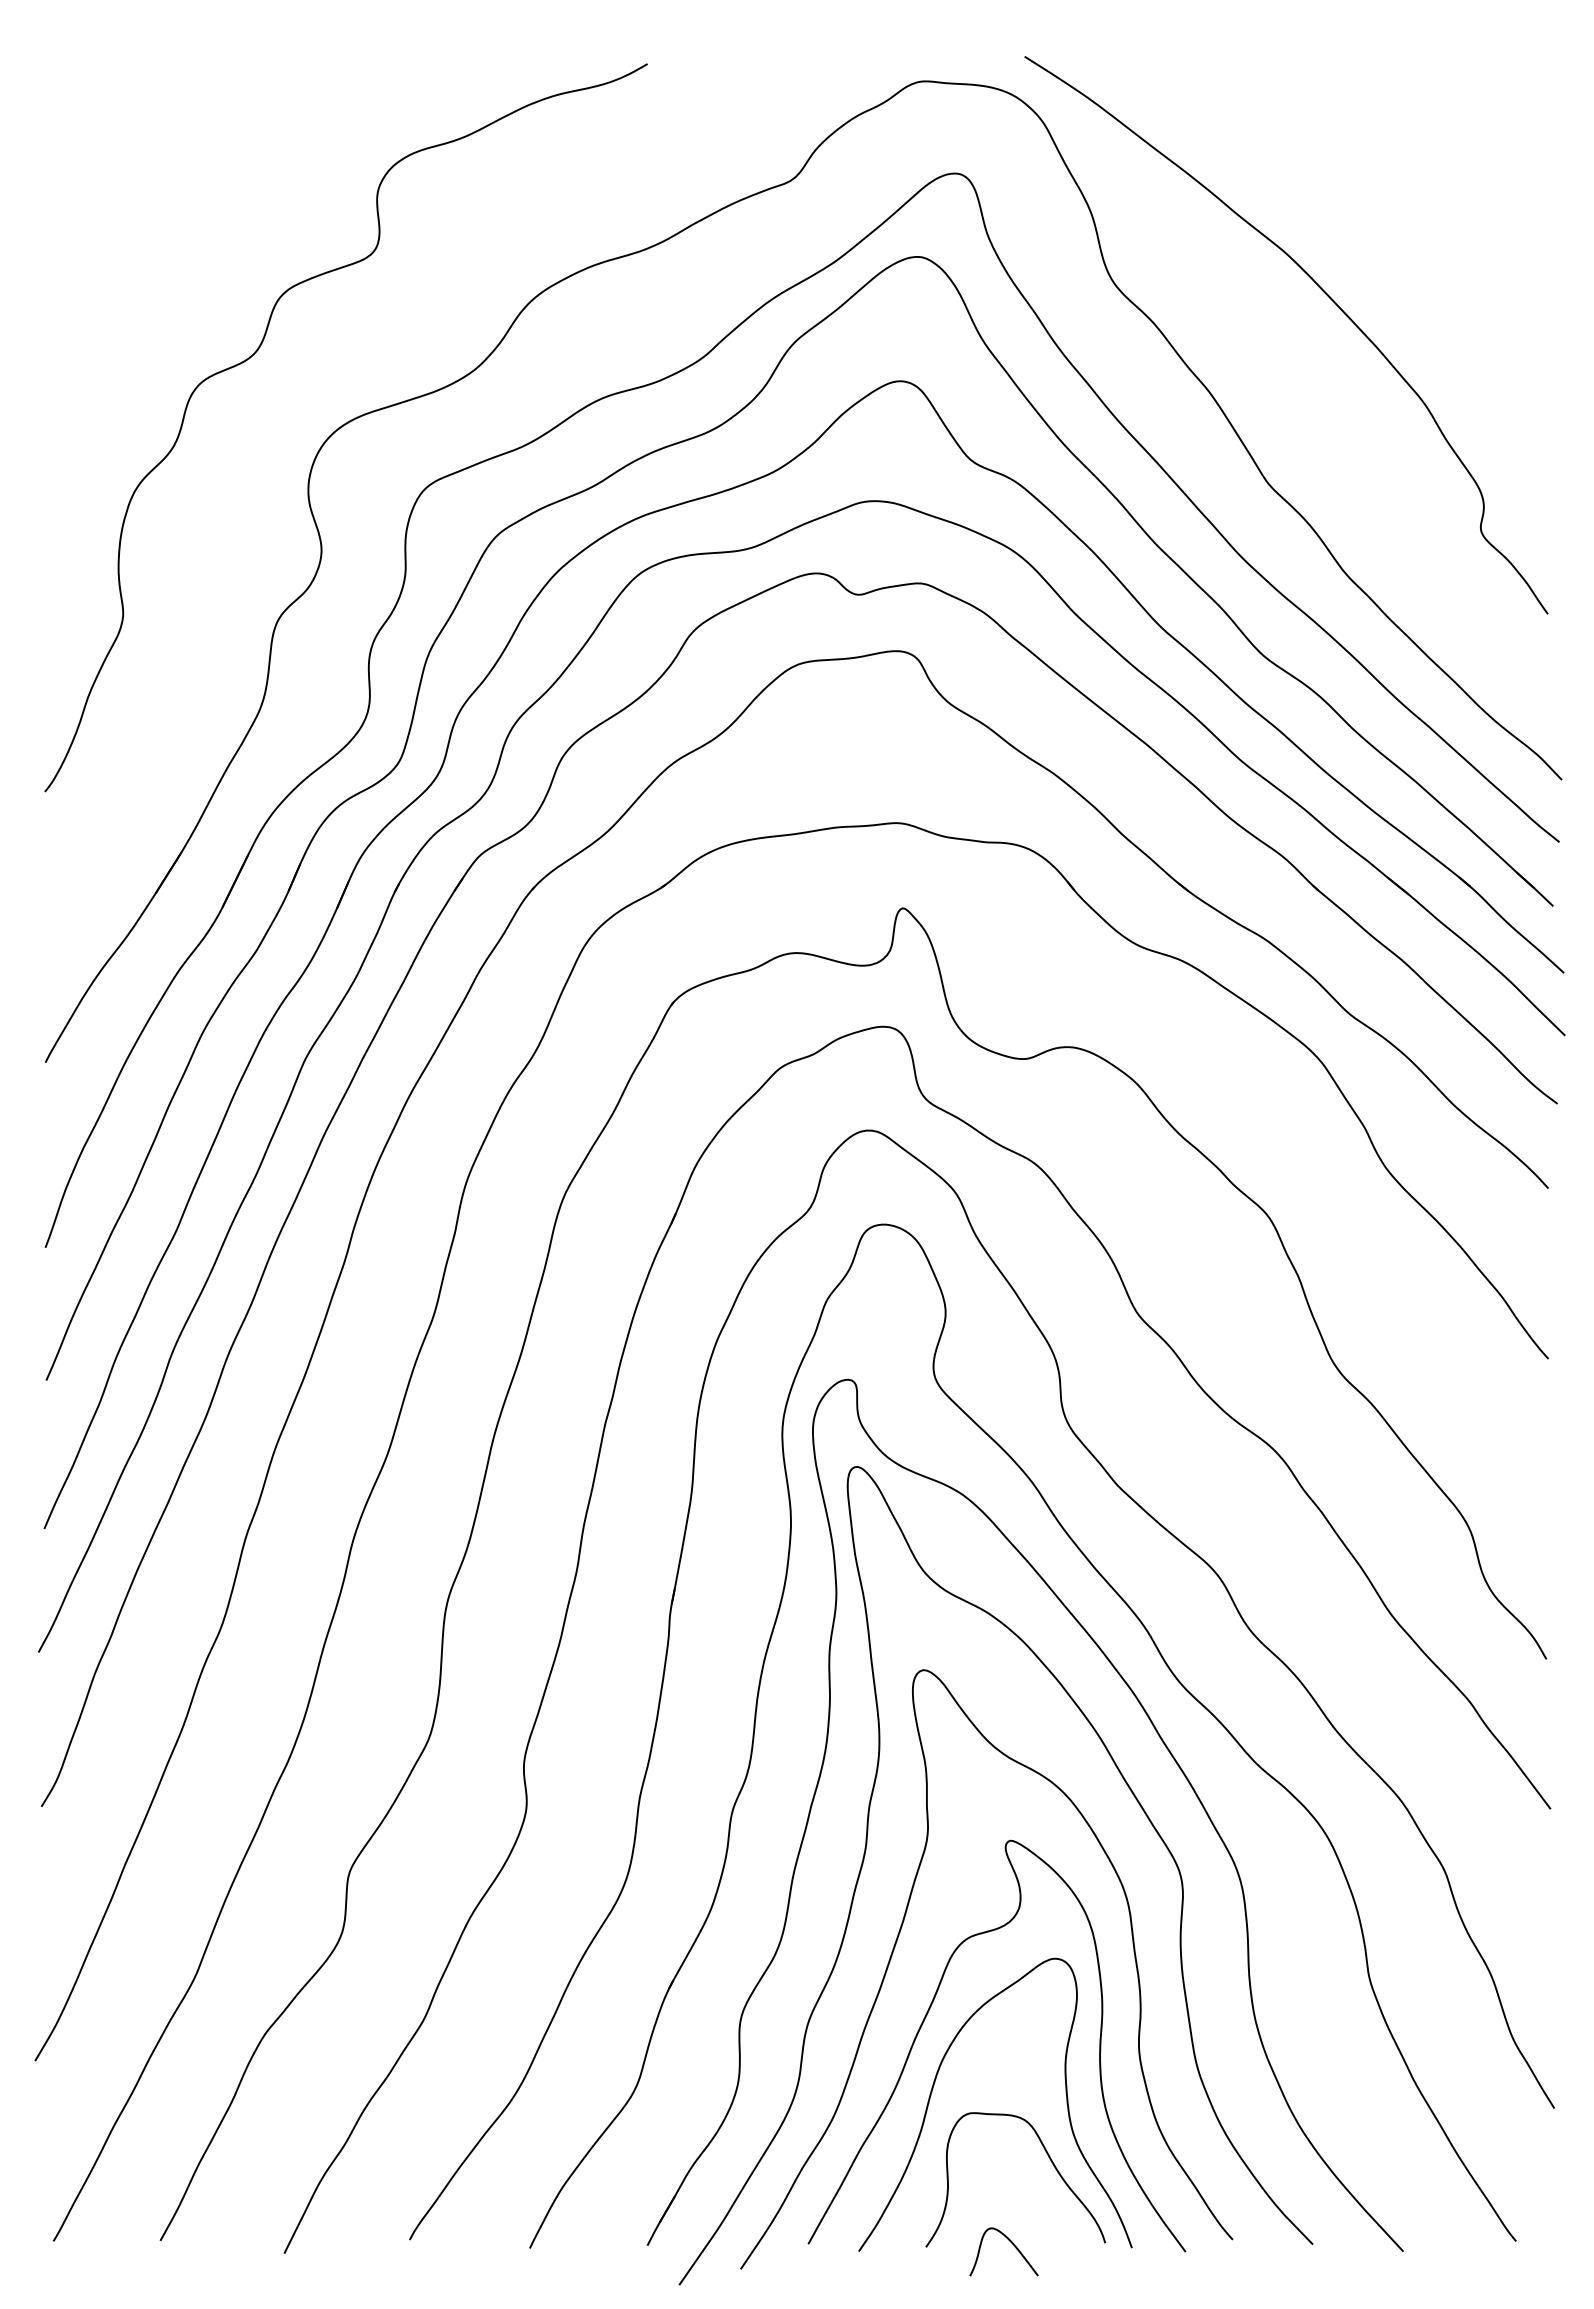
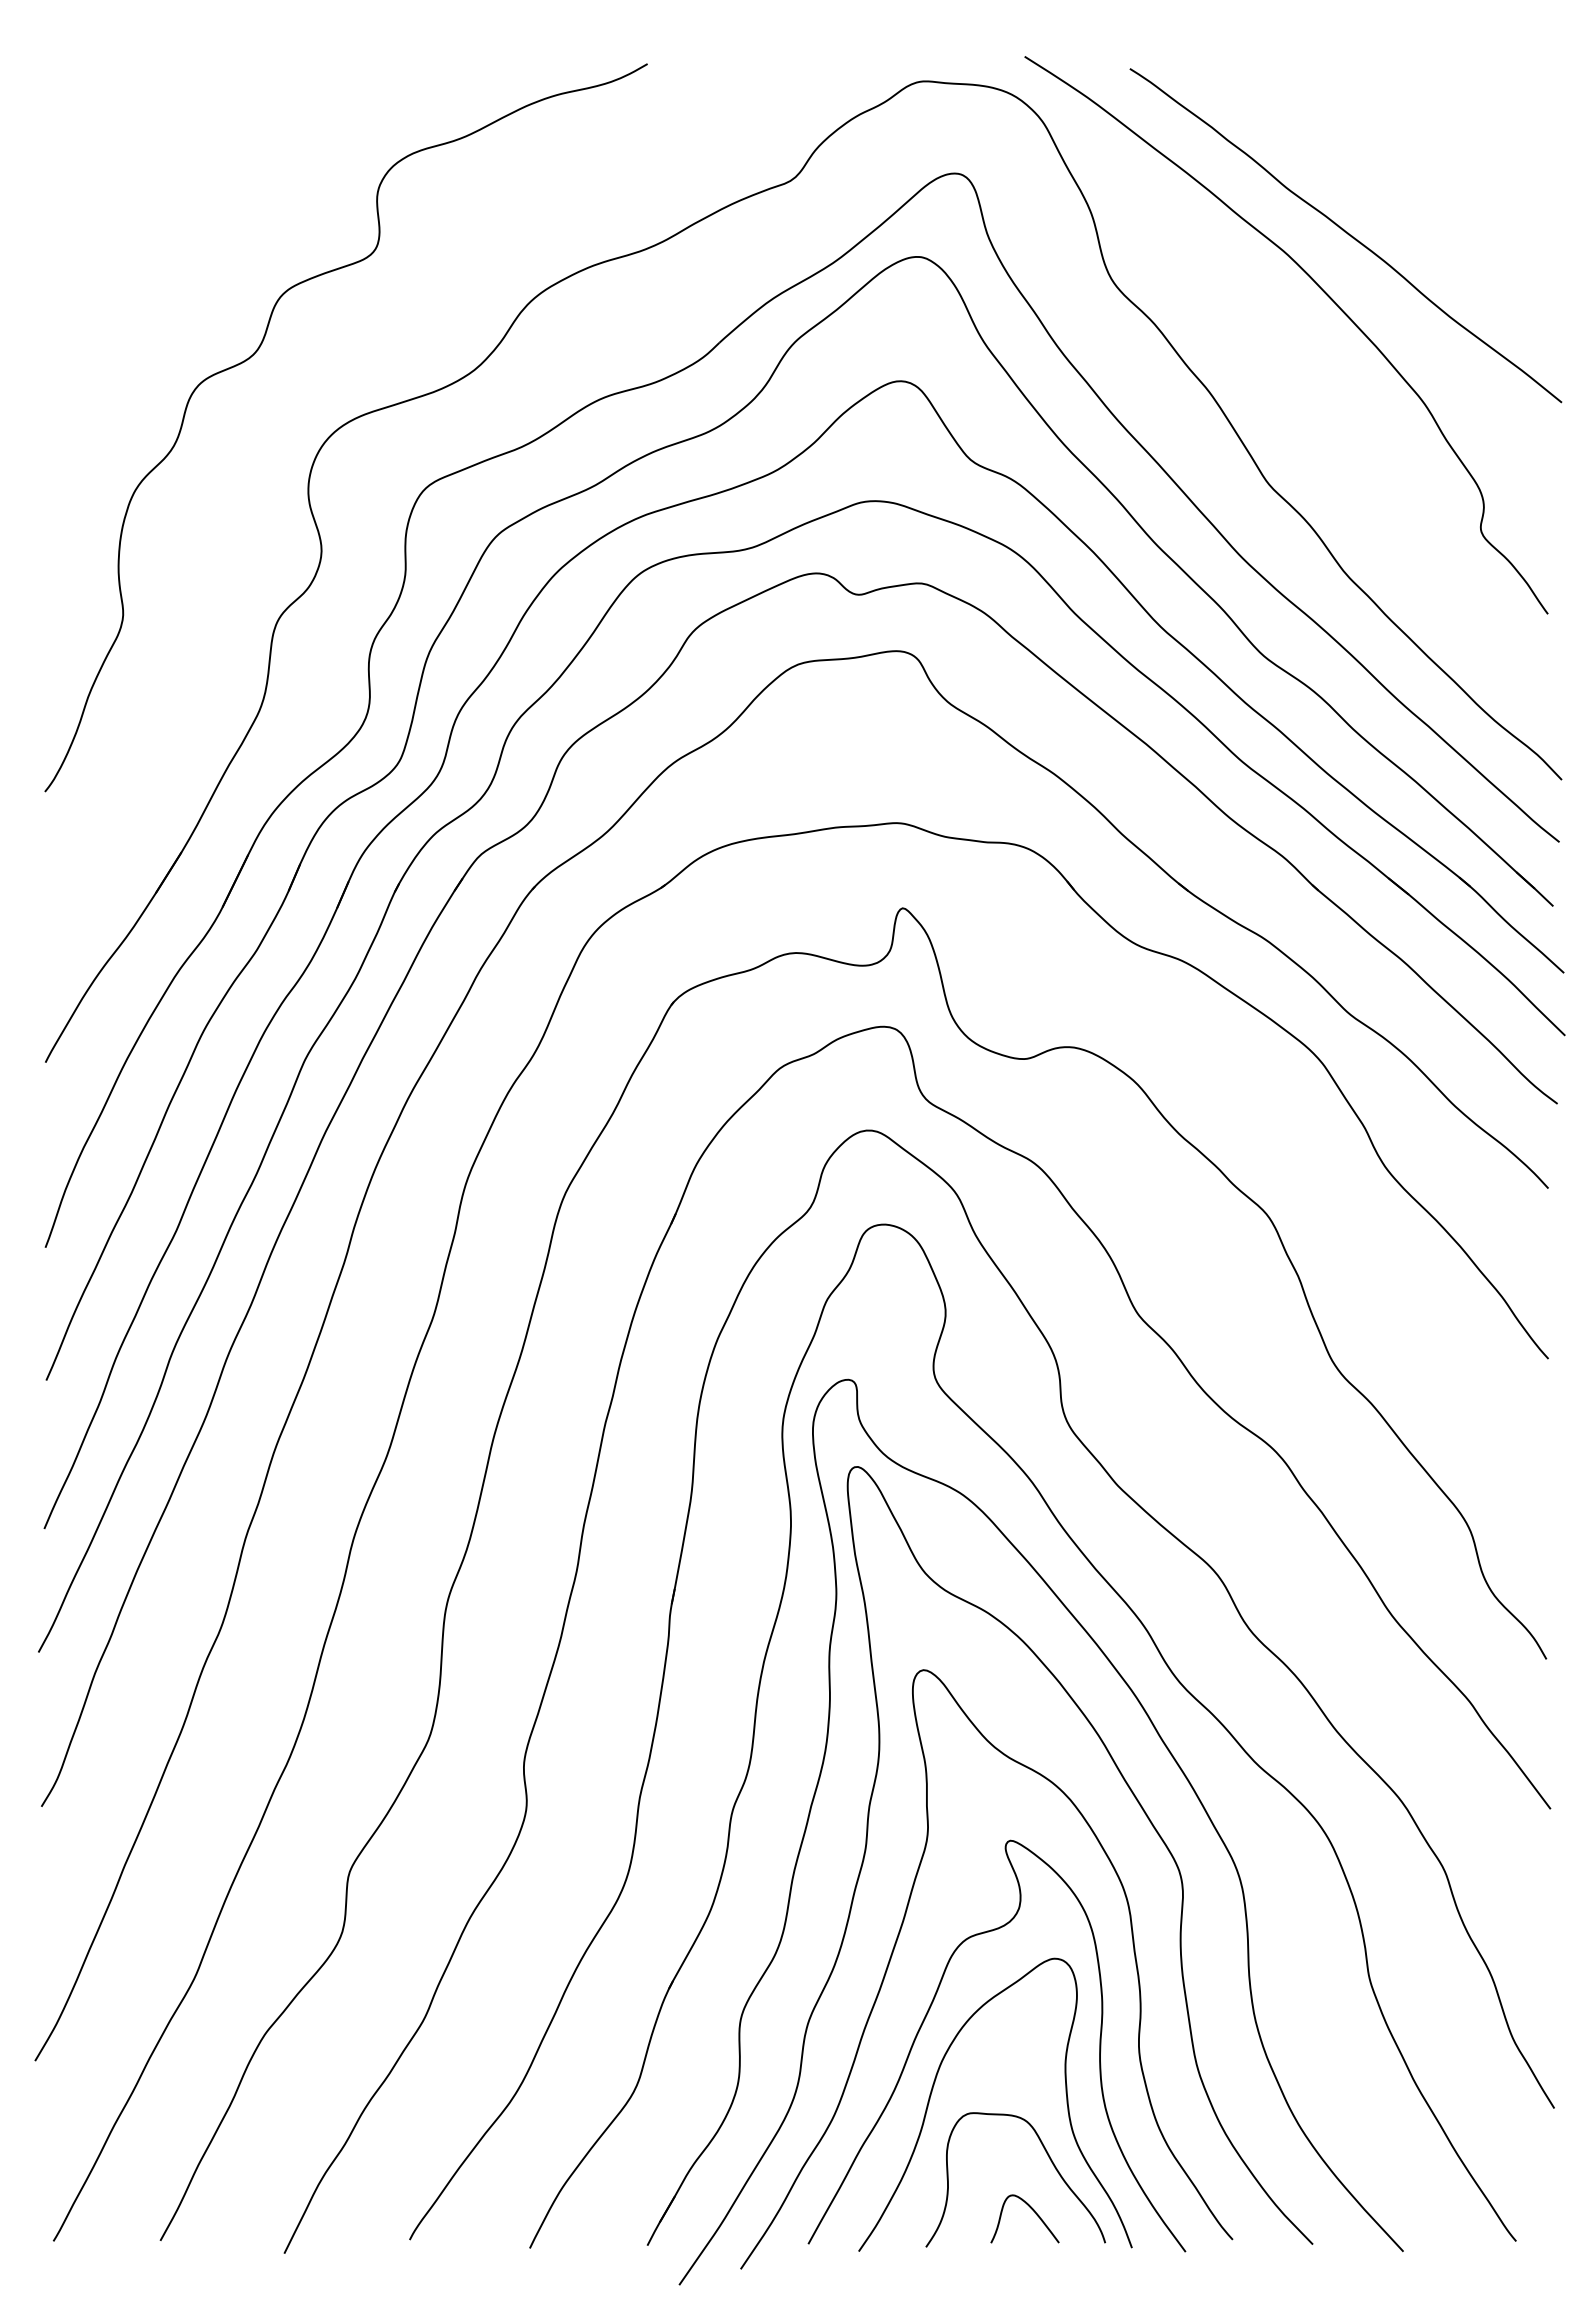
curve: none -> present (1346, 233)
curve position: (1011, 2243) -> (1032, 2210) (1032, 2210)
